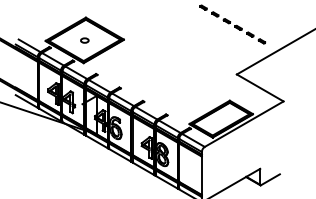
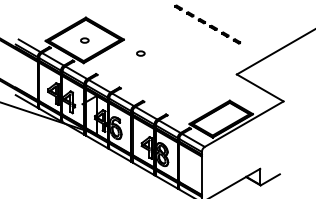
part position: (232, 24) -> (207, 24) (207, 24)
part: none -> present (140, 53)
